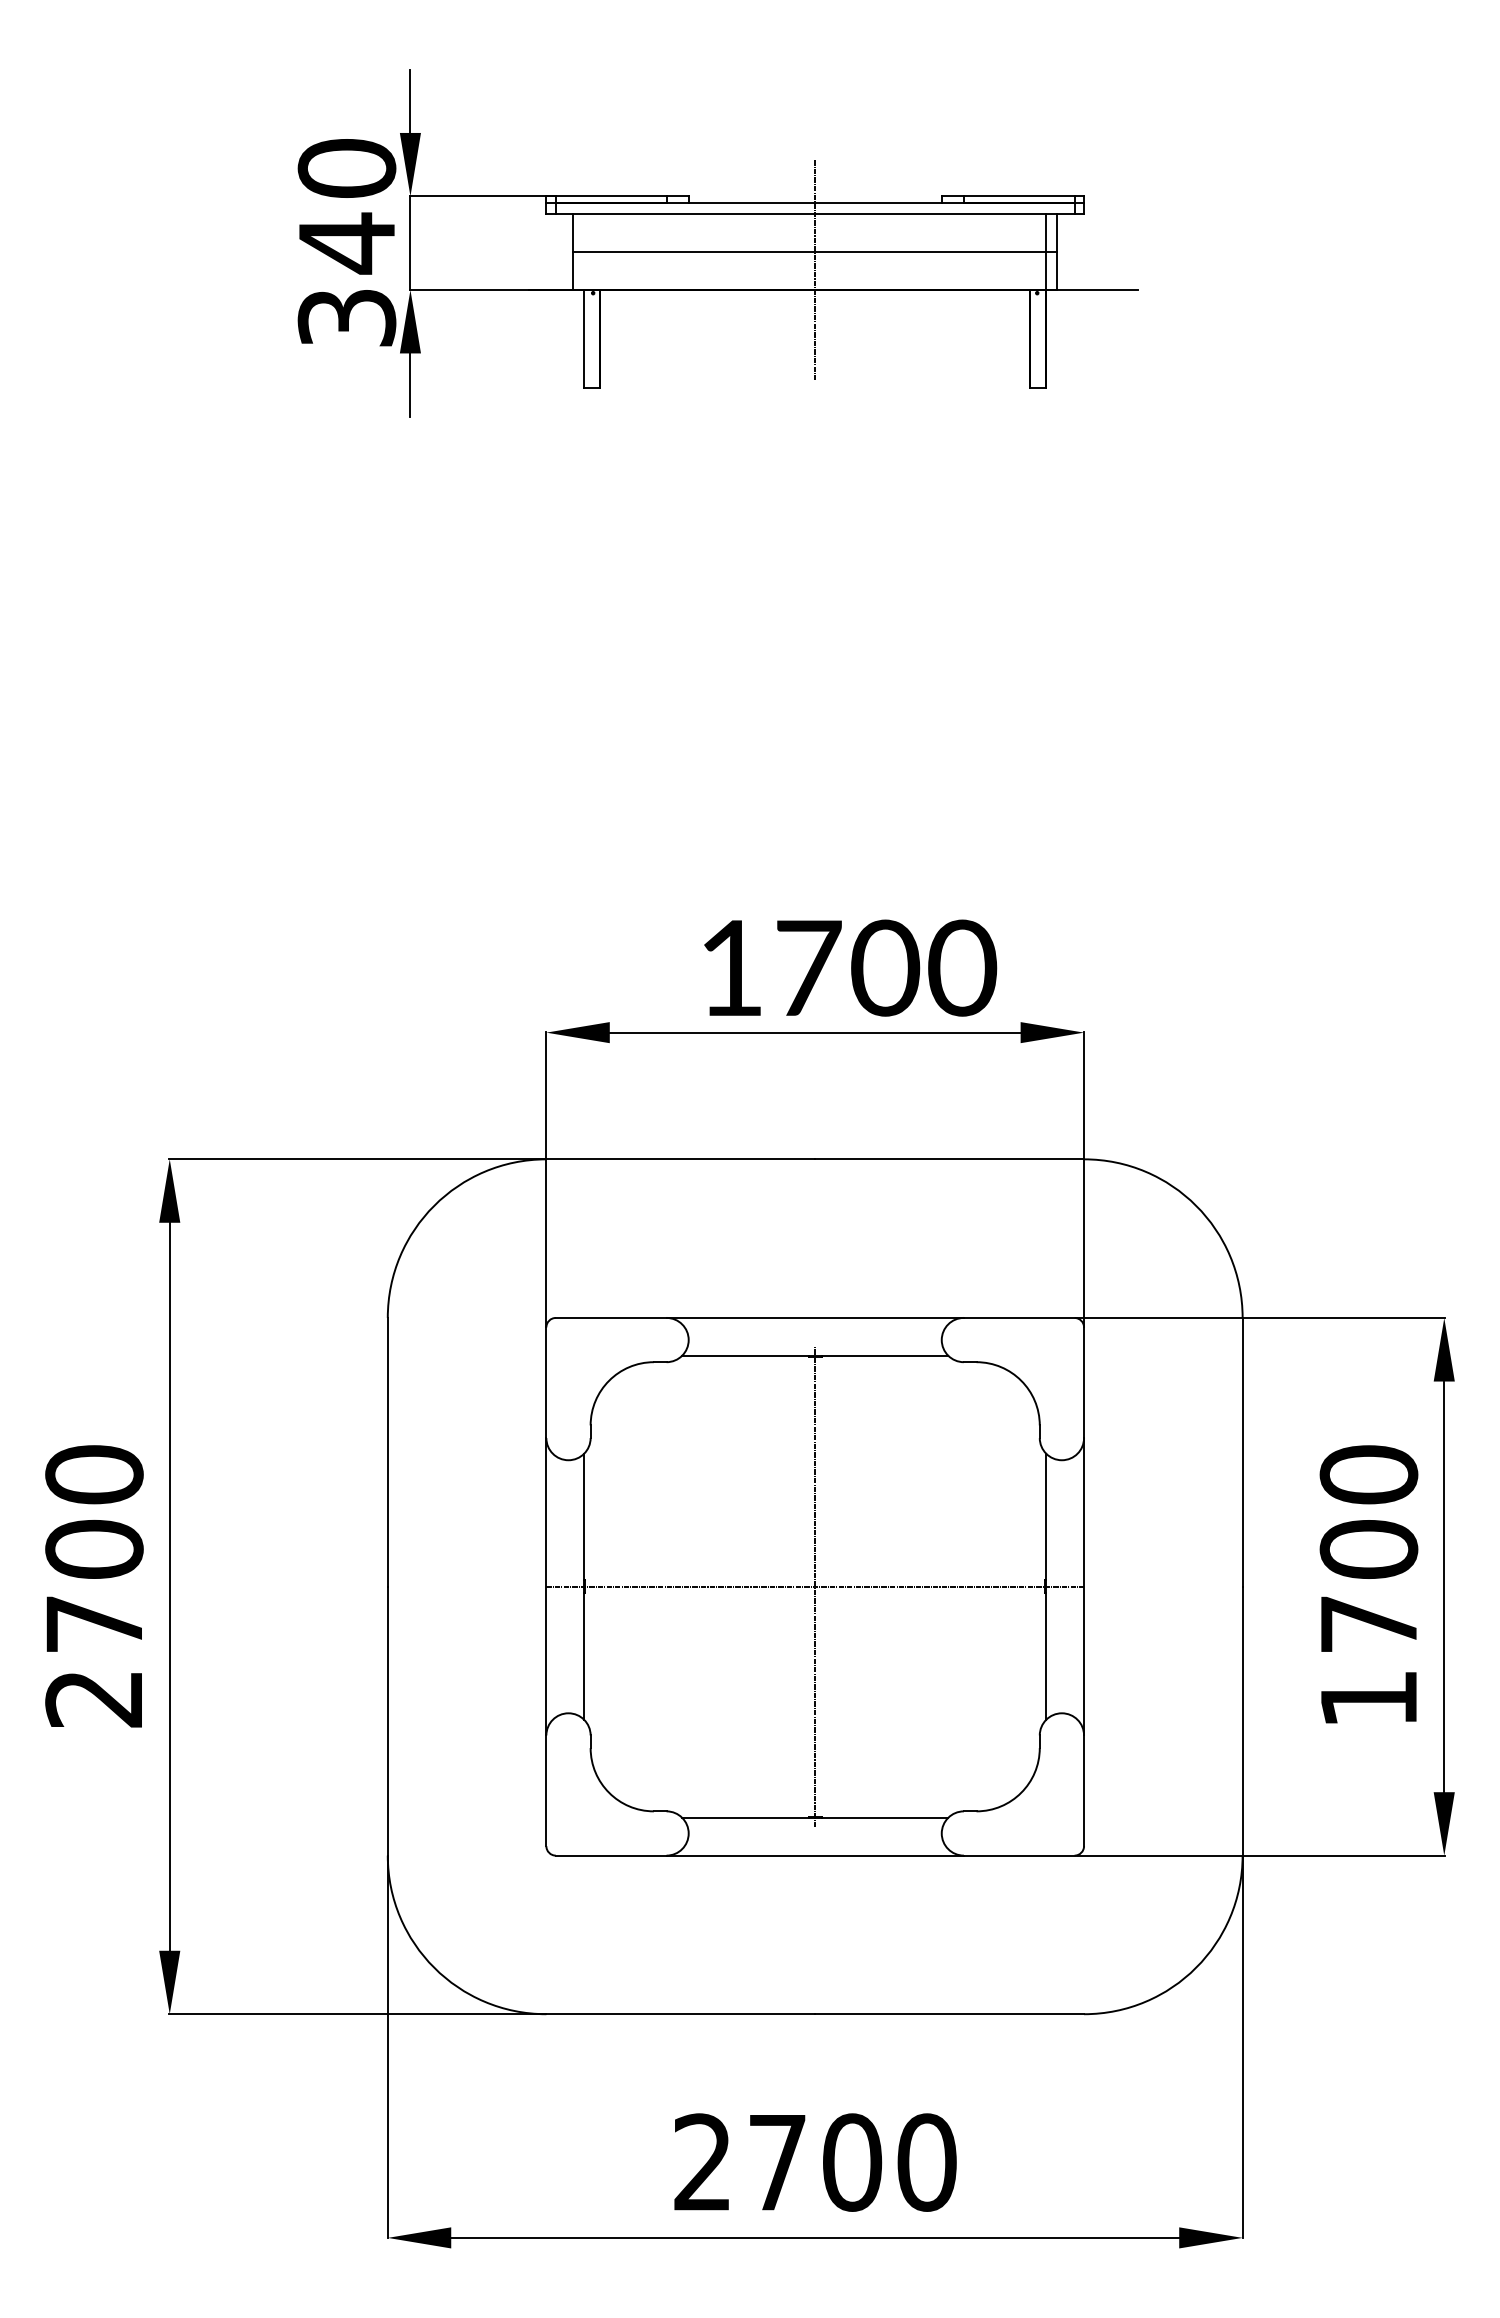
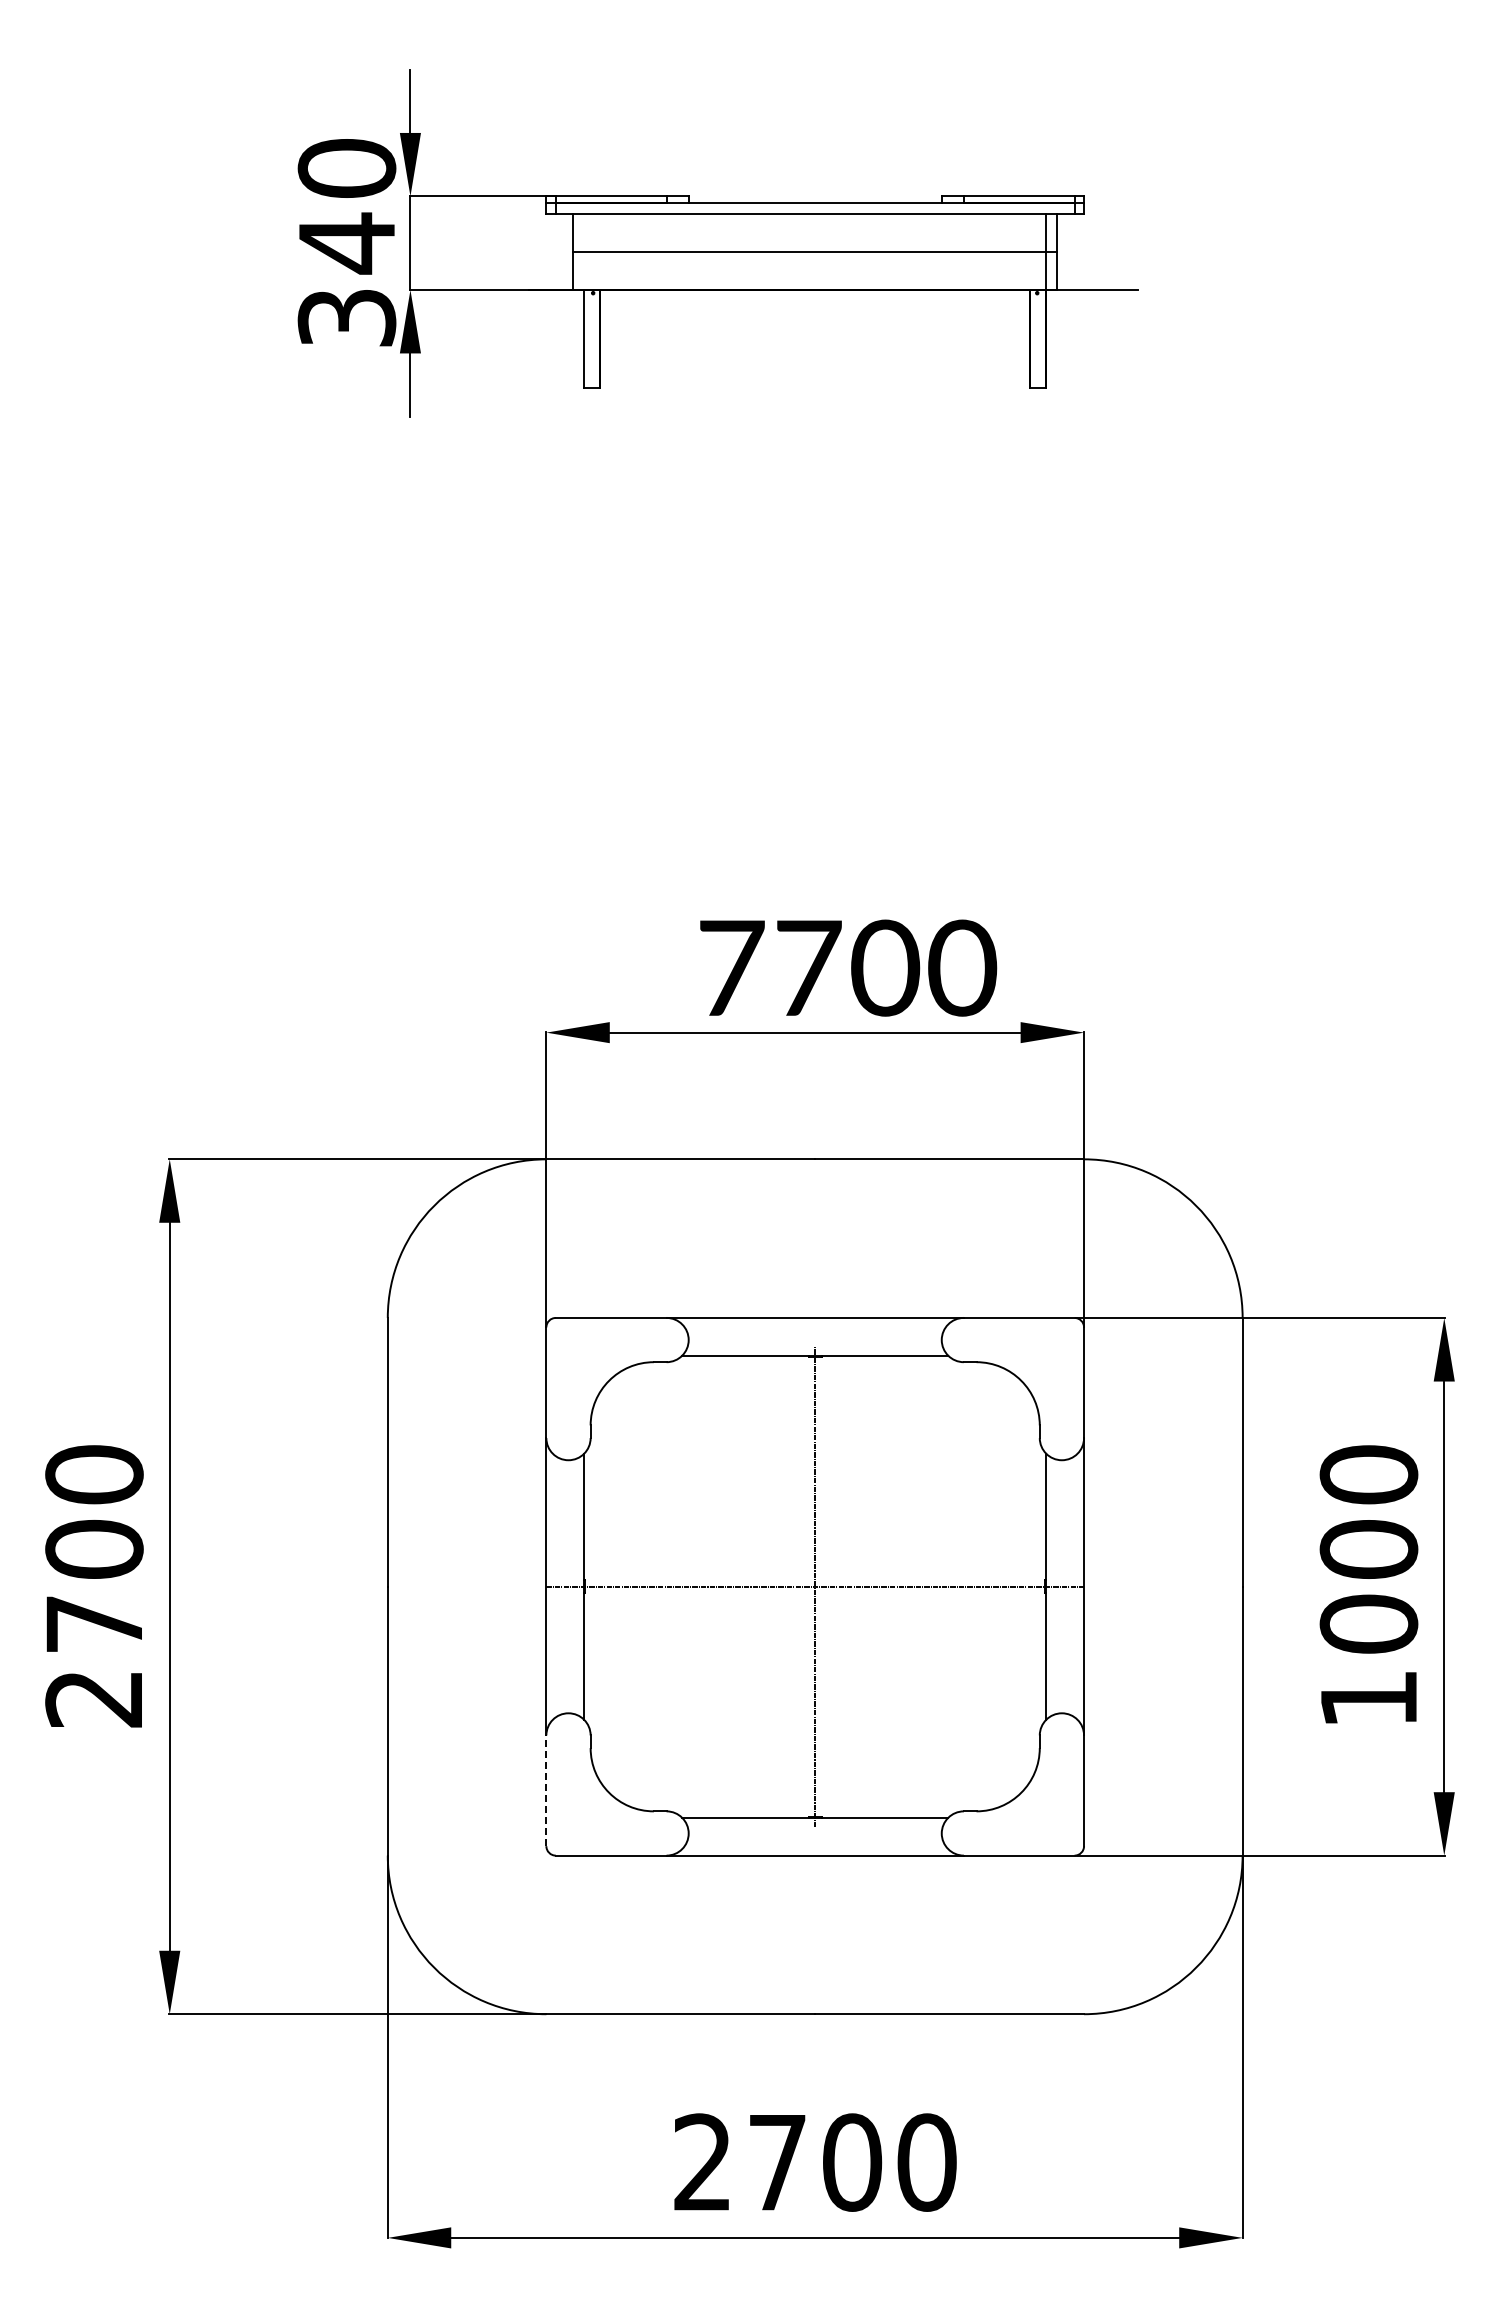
line: present -> none (815, 270)
text: 1700 -> 7700 (732, 967)
text: 1700 -> 1000 (1368, 1623)
line: solid -> dashed (546, 1790)
